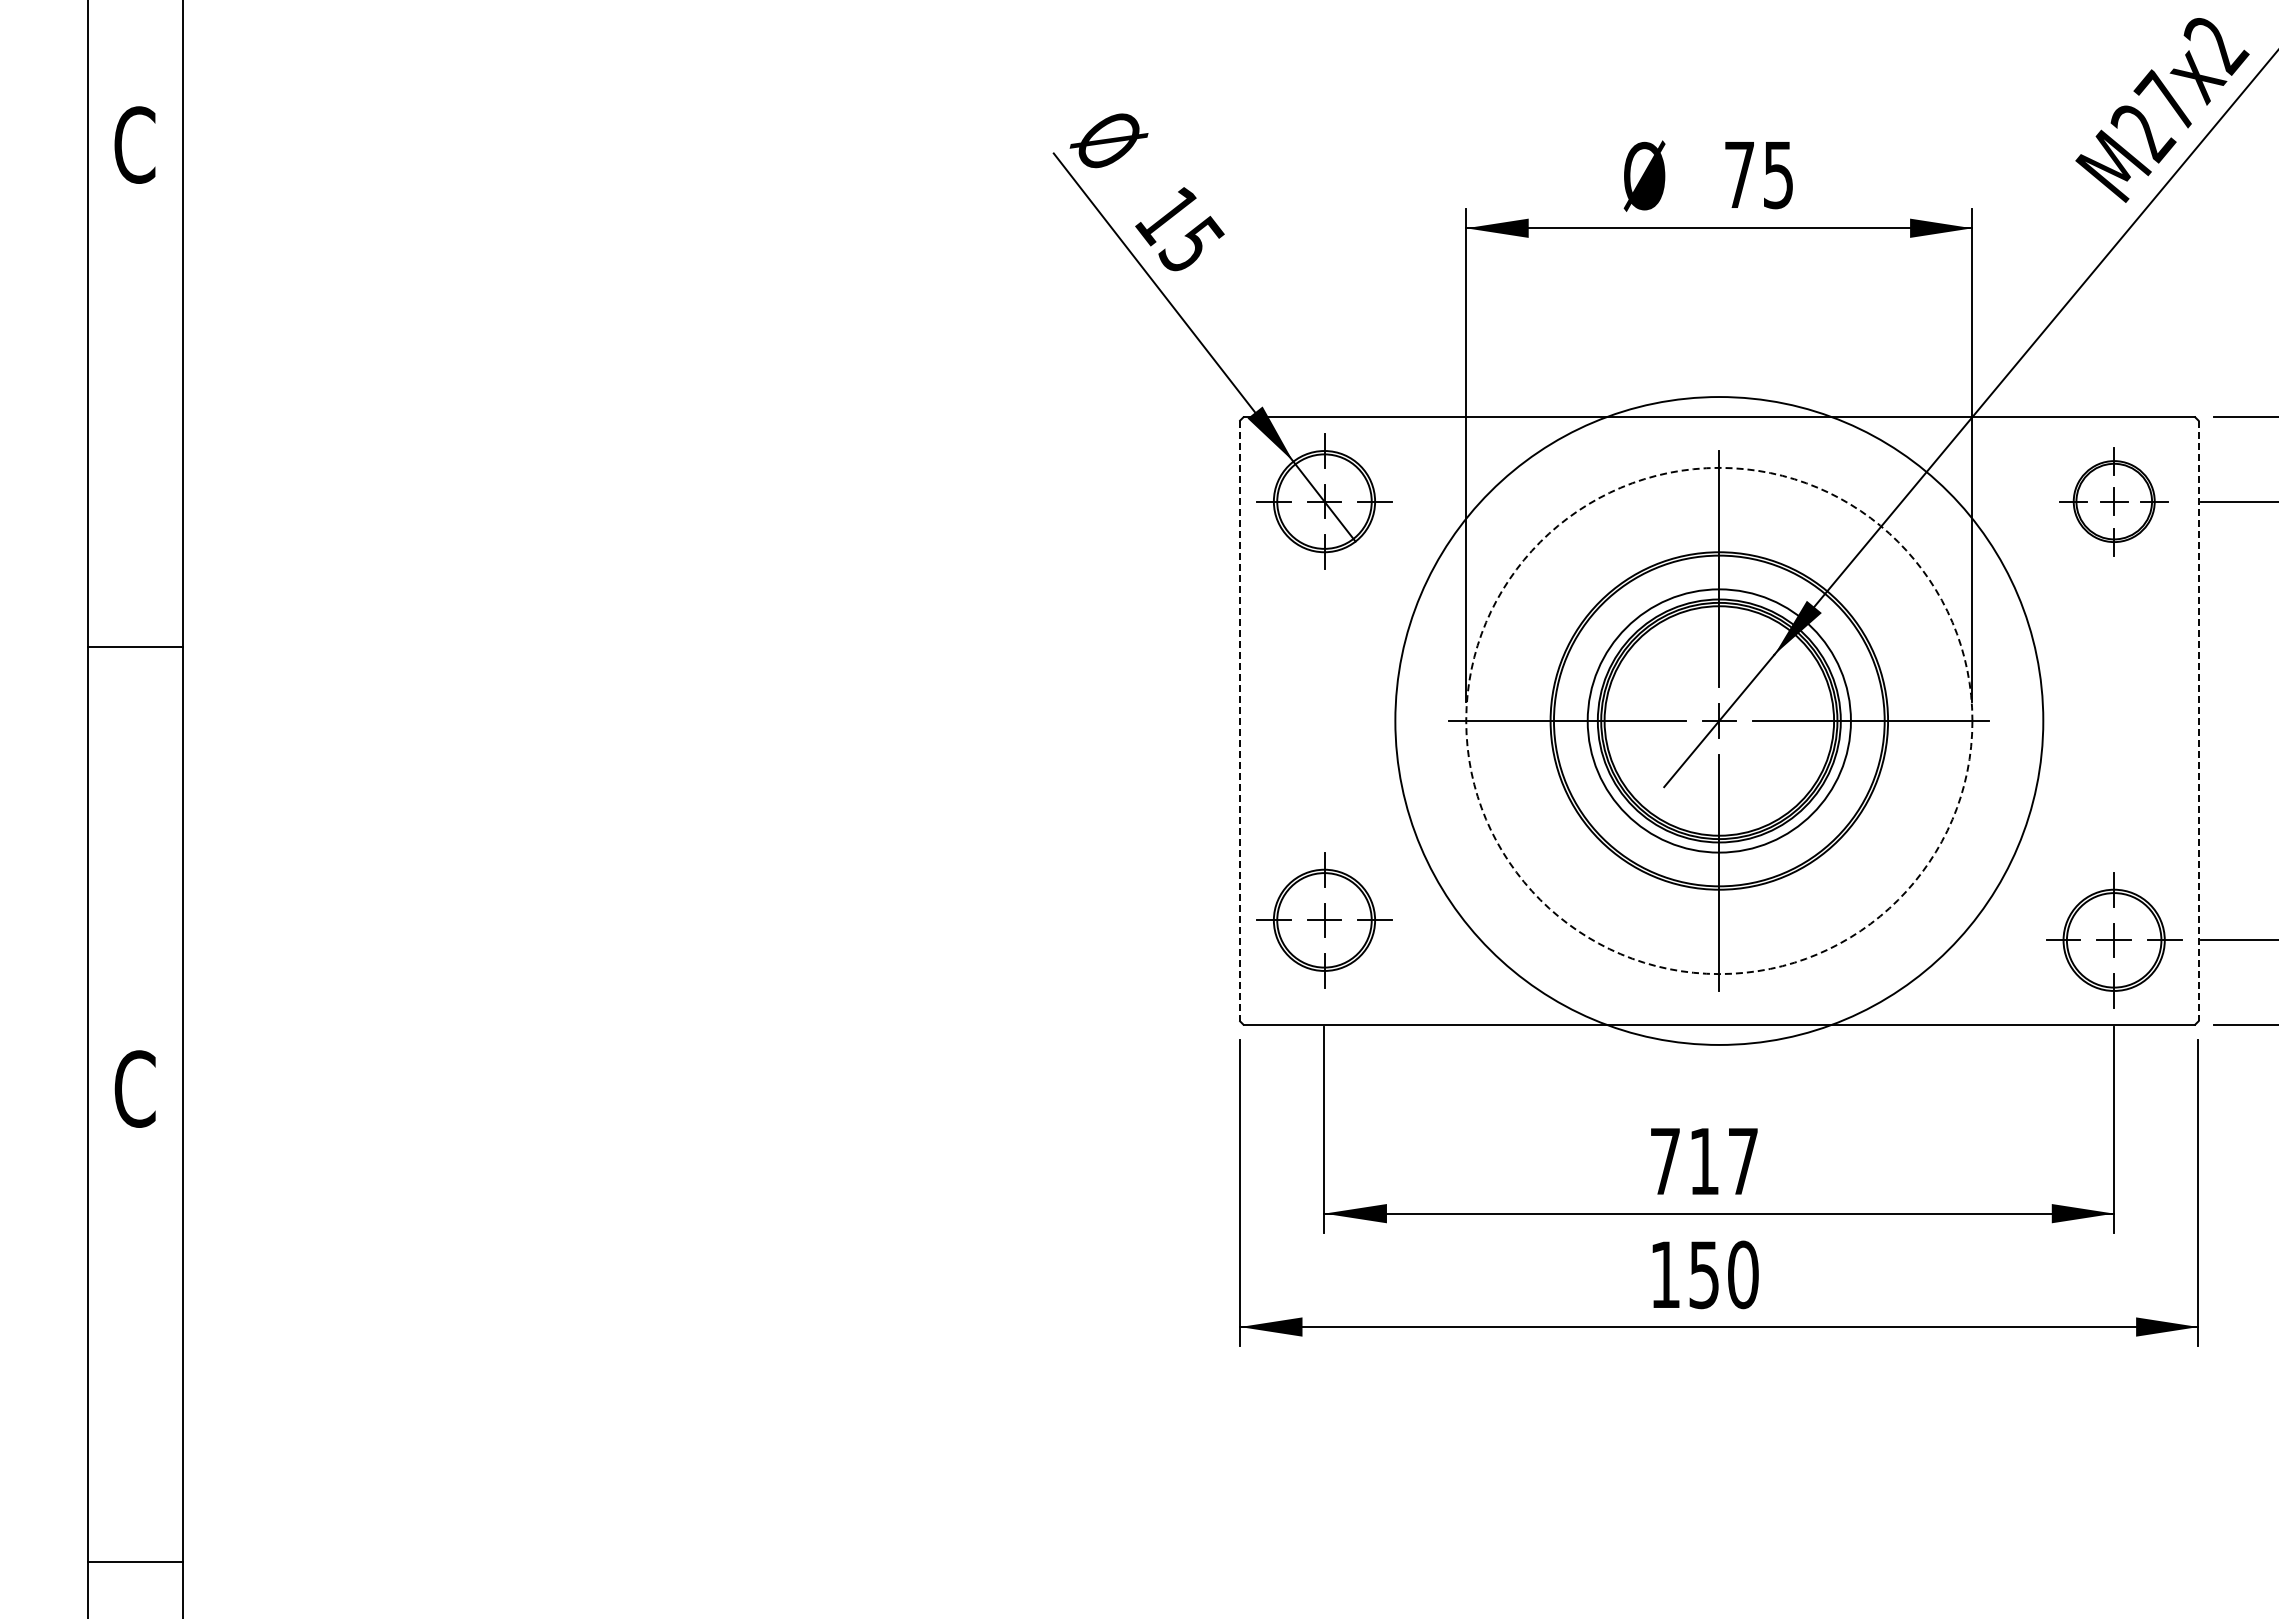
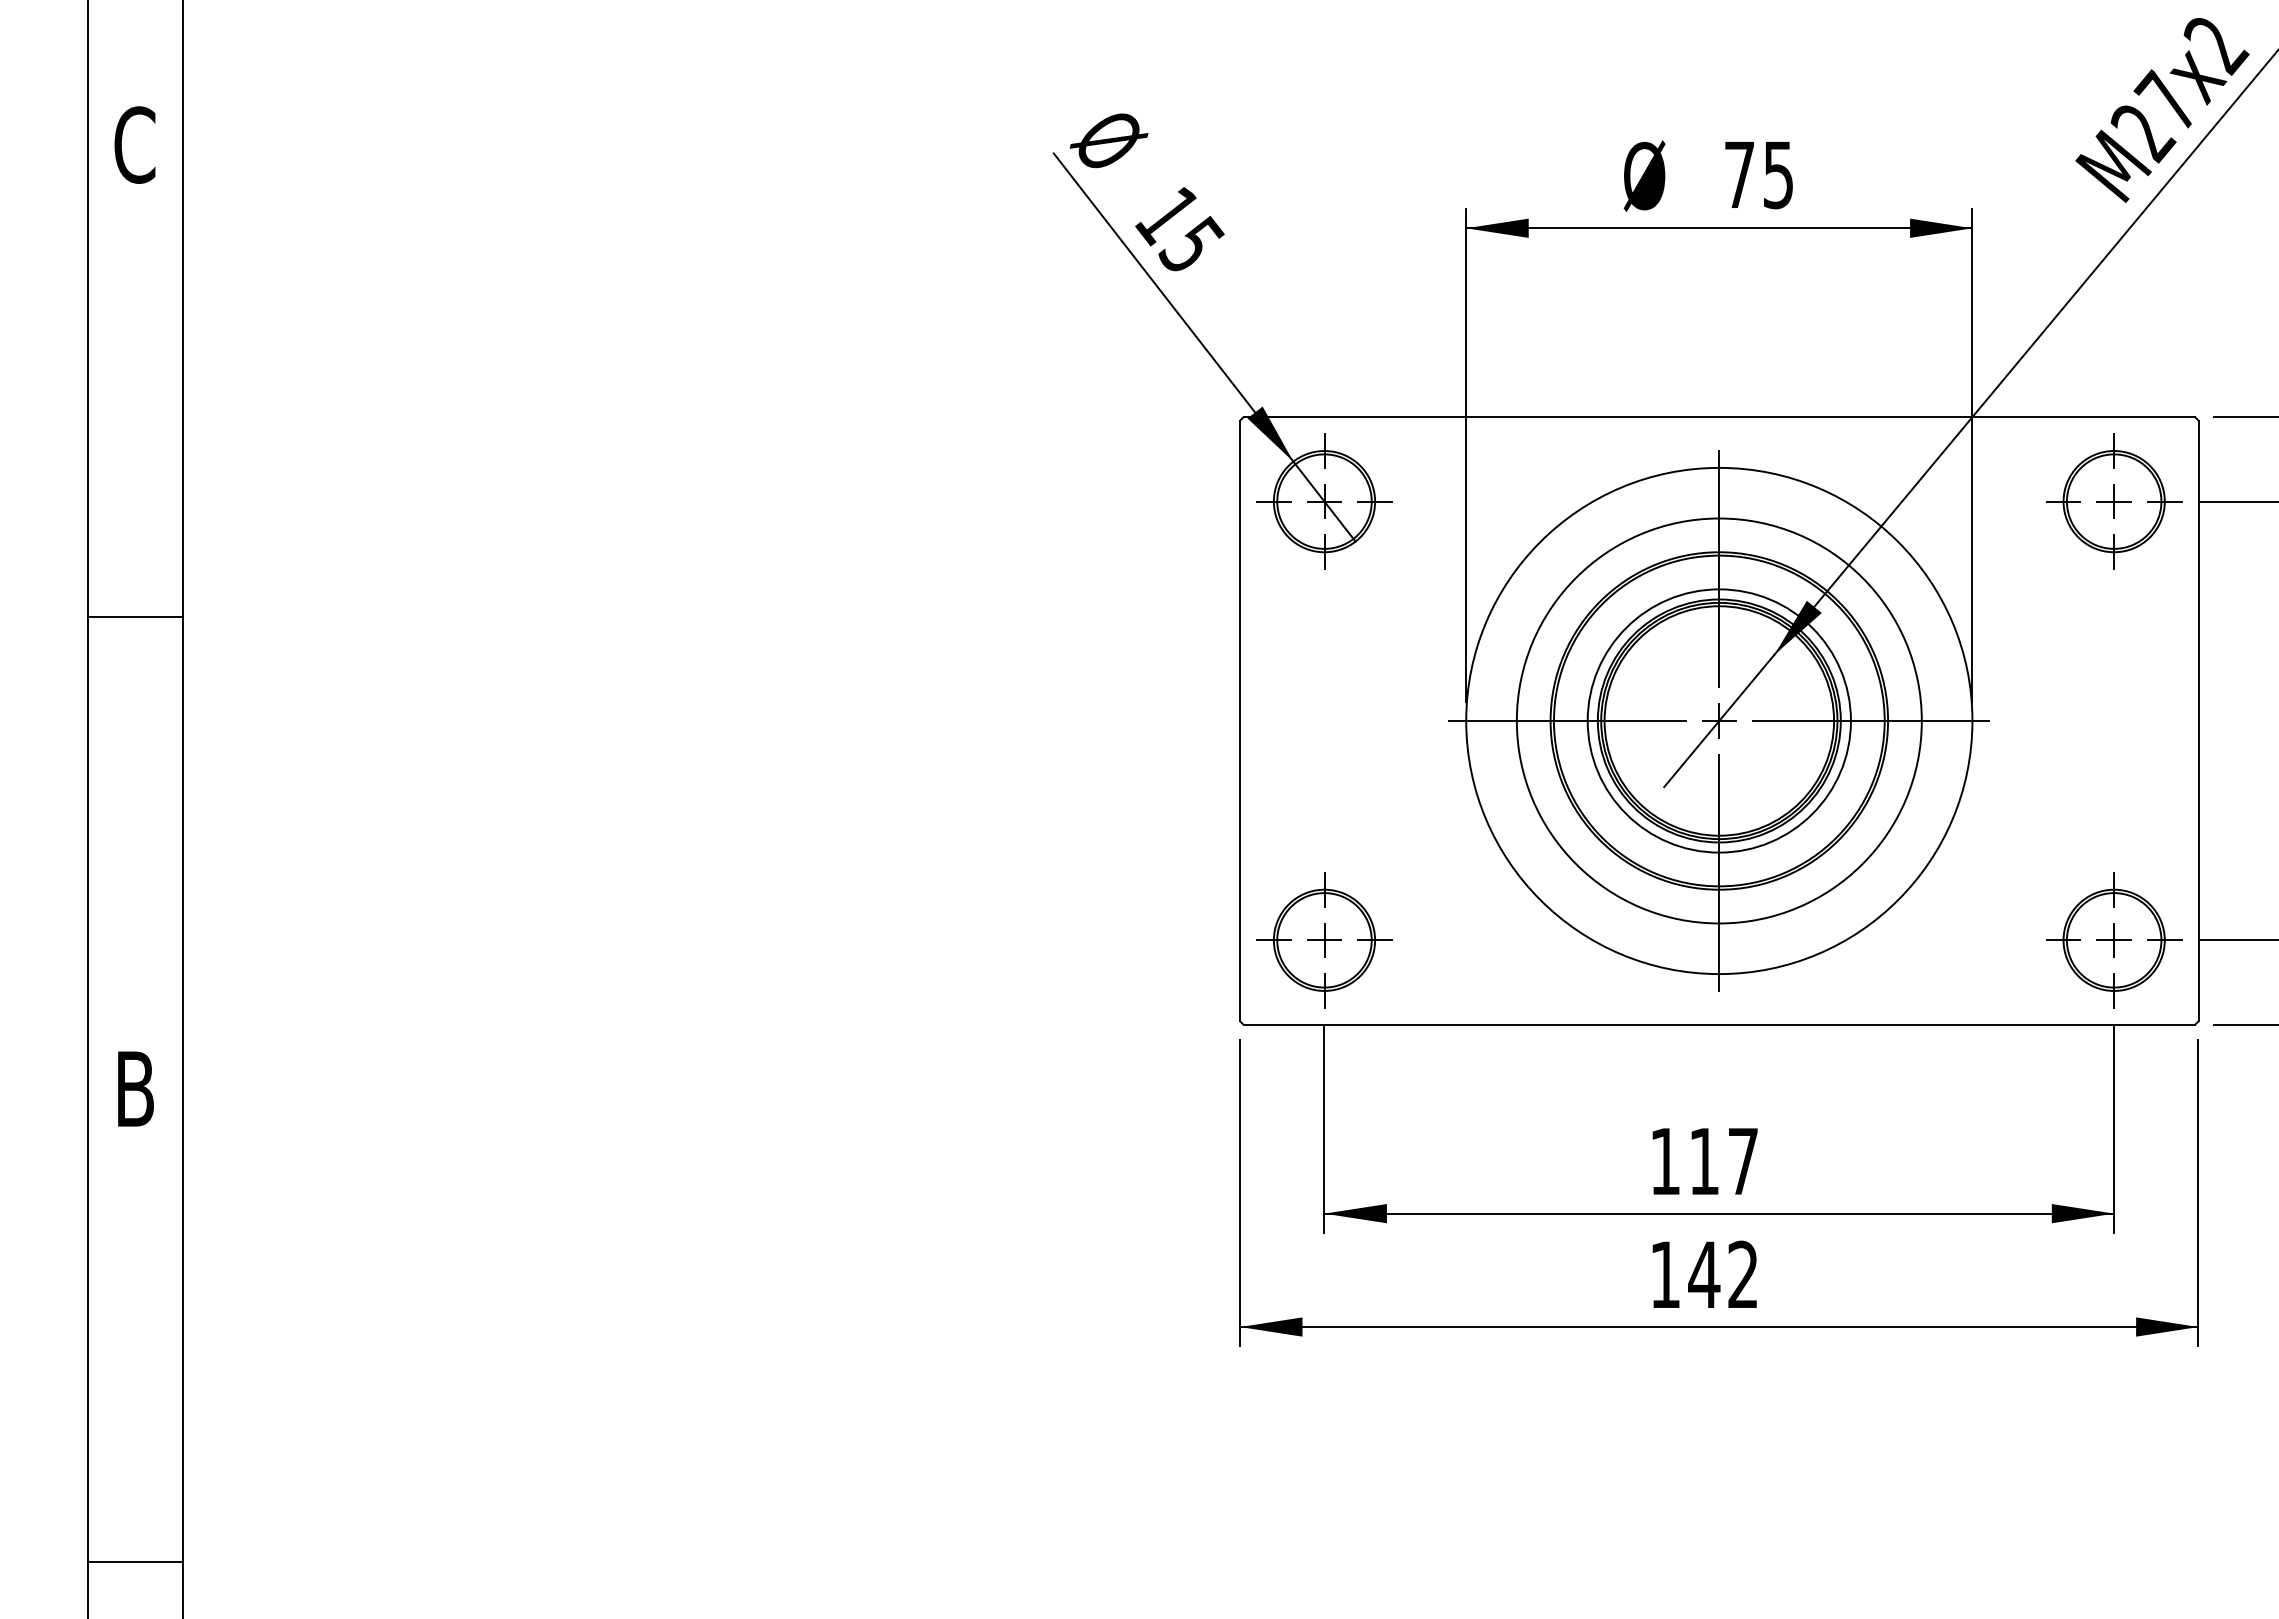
part size: 110x110 px -> 137x137 px (2114, 501)
line position: (135, 646) -> (135, 616) (135, 616)
circle diameter: 648 px -> 405 px (1718, 720)
circle: dashed -> solid (1719, 720)
line: dashed -> solid (1240, 721)
line: dashed -> solid (2198, 721)
part position: (1324, 920) -> (1324, 940) (1324, 940)
text: C -> B (134, 1088)
text: 717 -> 117 (1665, 1161)
text: 150 -> 142 (1723, 1274)
